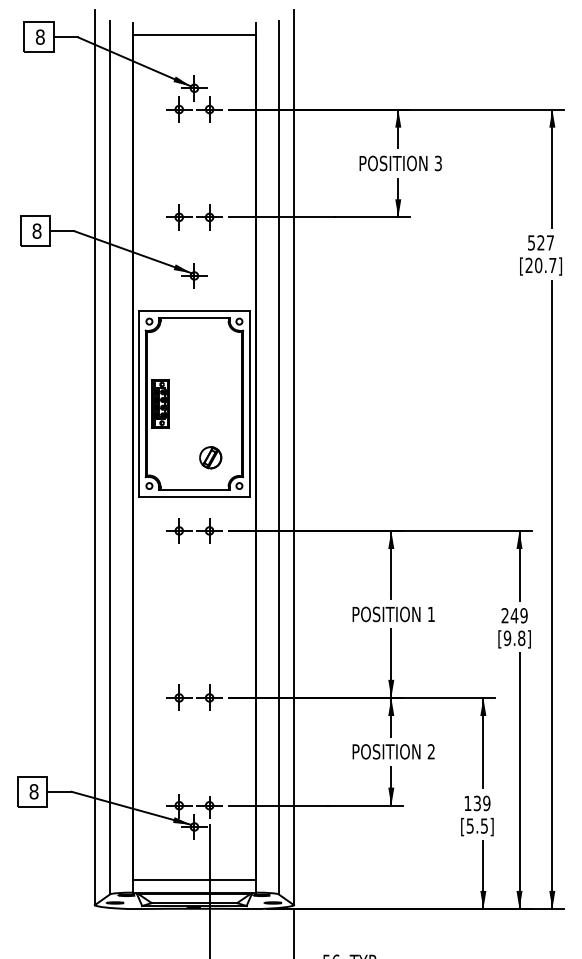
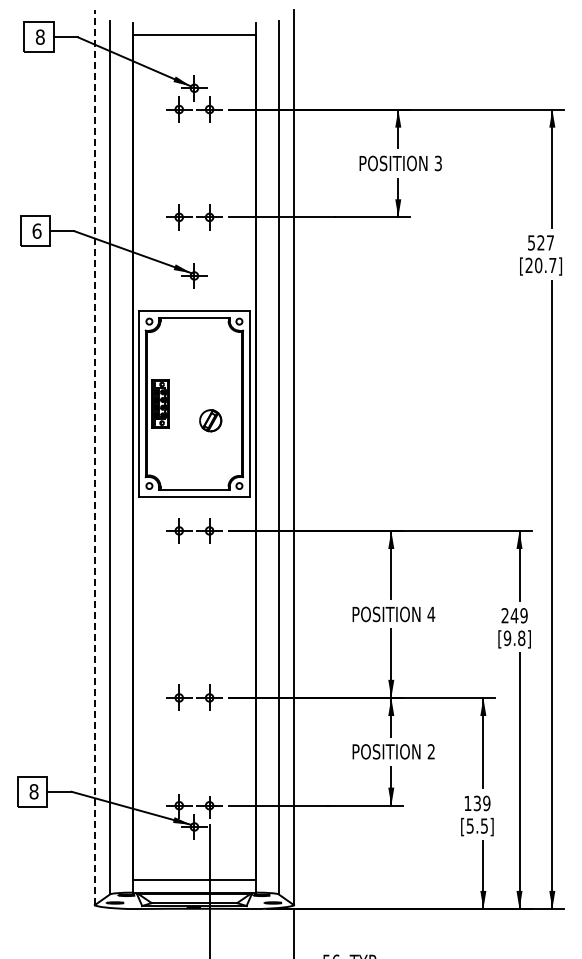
text: 8 -> 6 (36, 230)
line: solid -> dashed (94, 457)
part position: (210, 457) -> (210, 420) (210, 420)
text: 1 -> 4 (431, 613)
